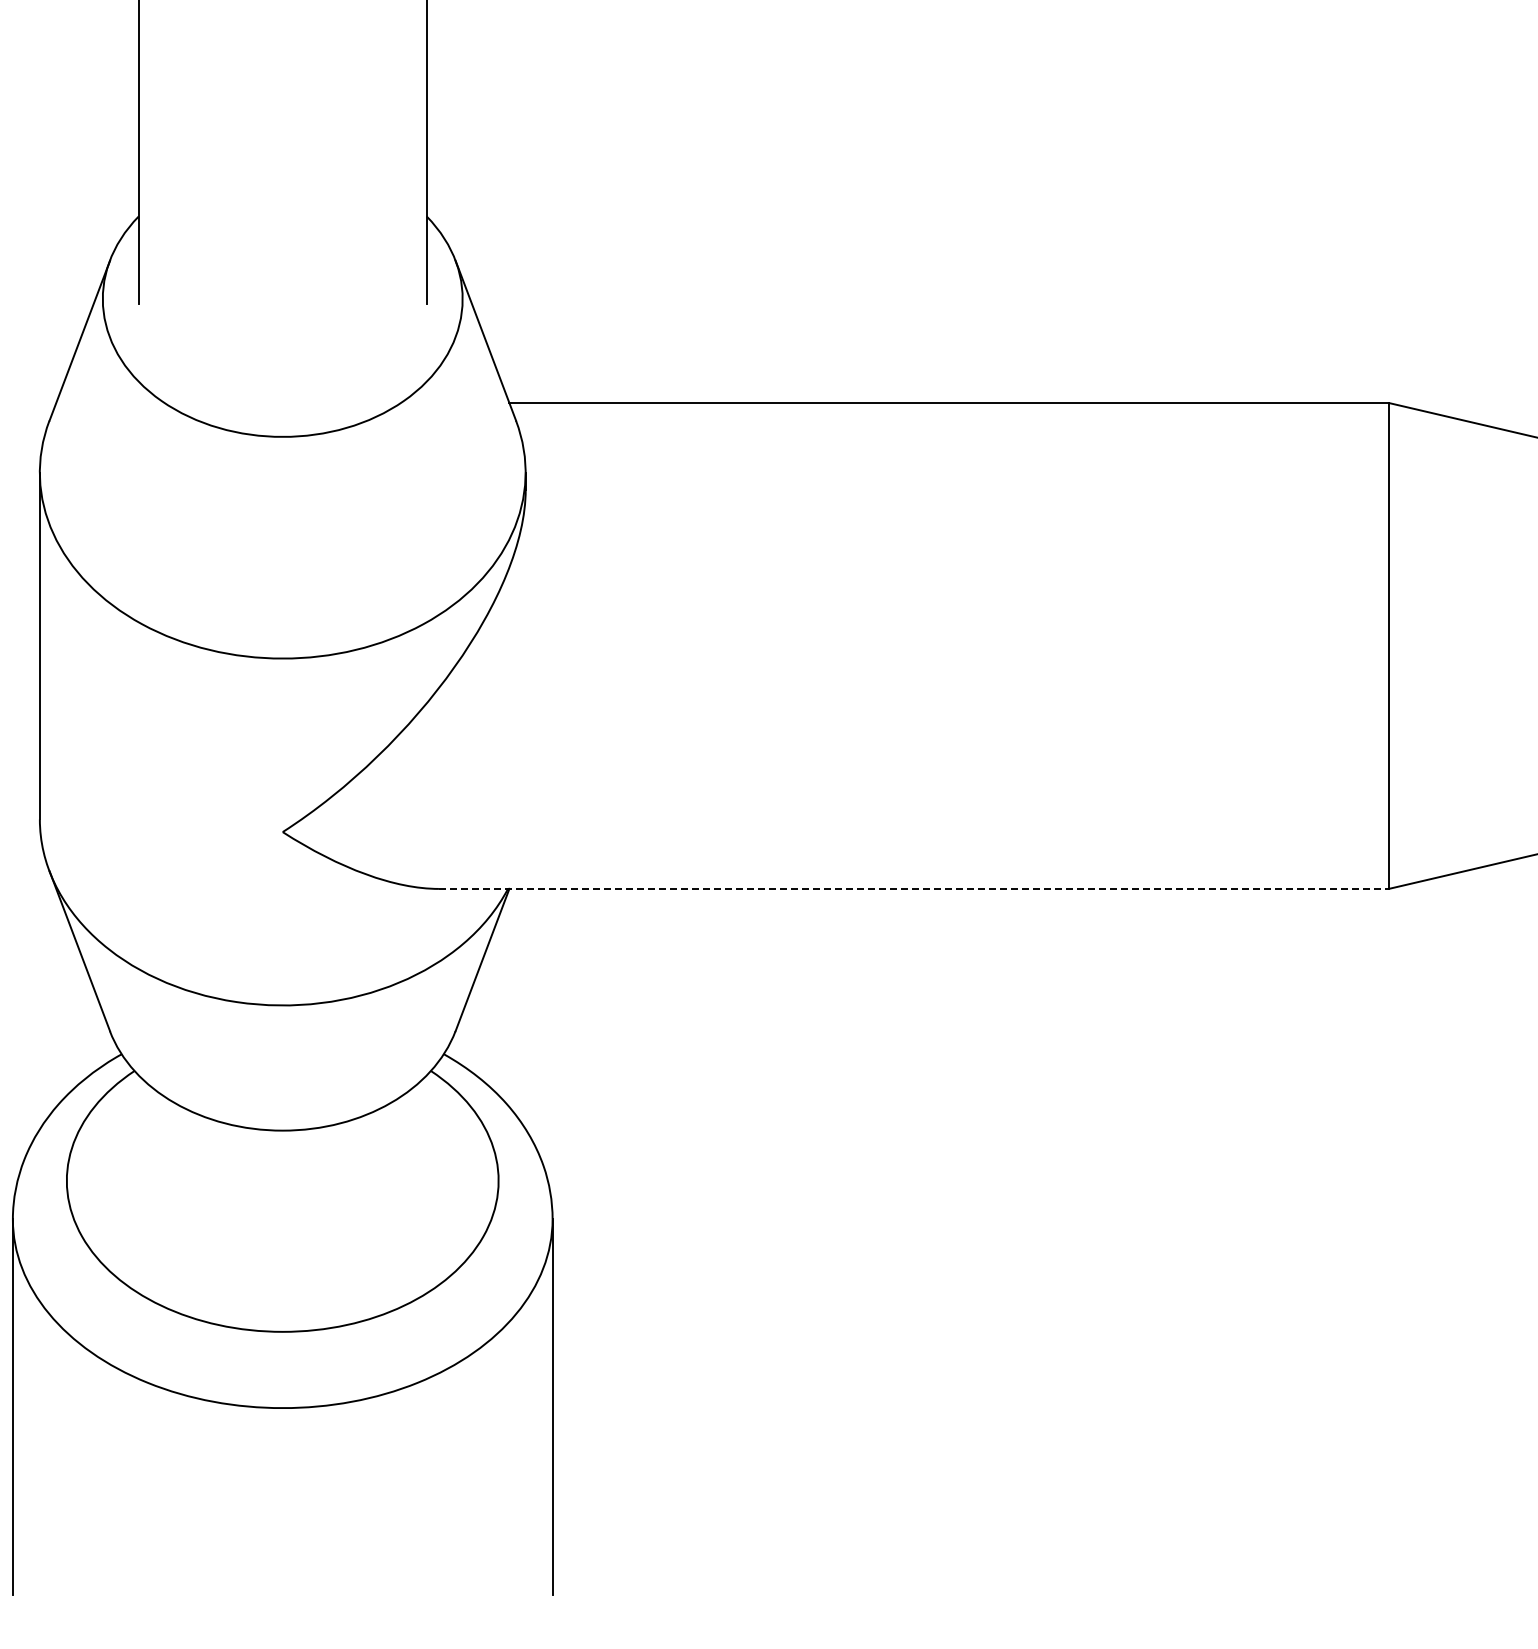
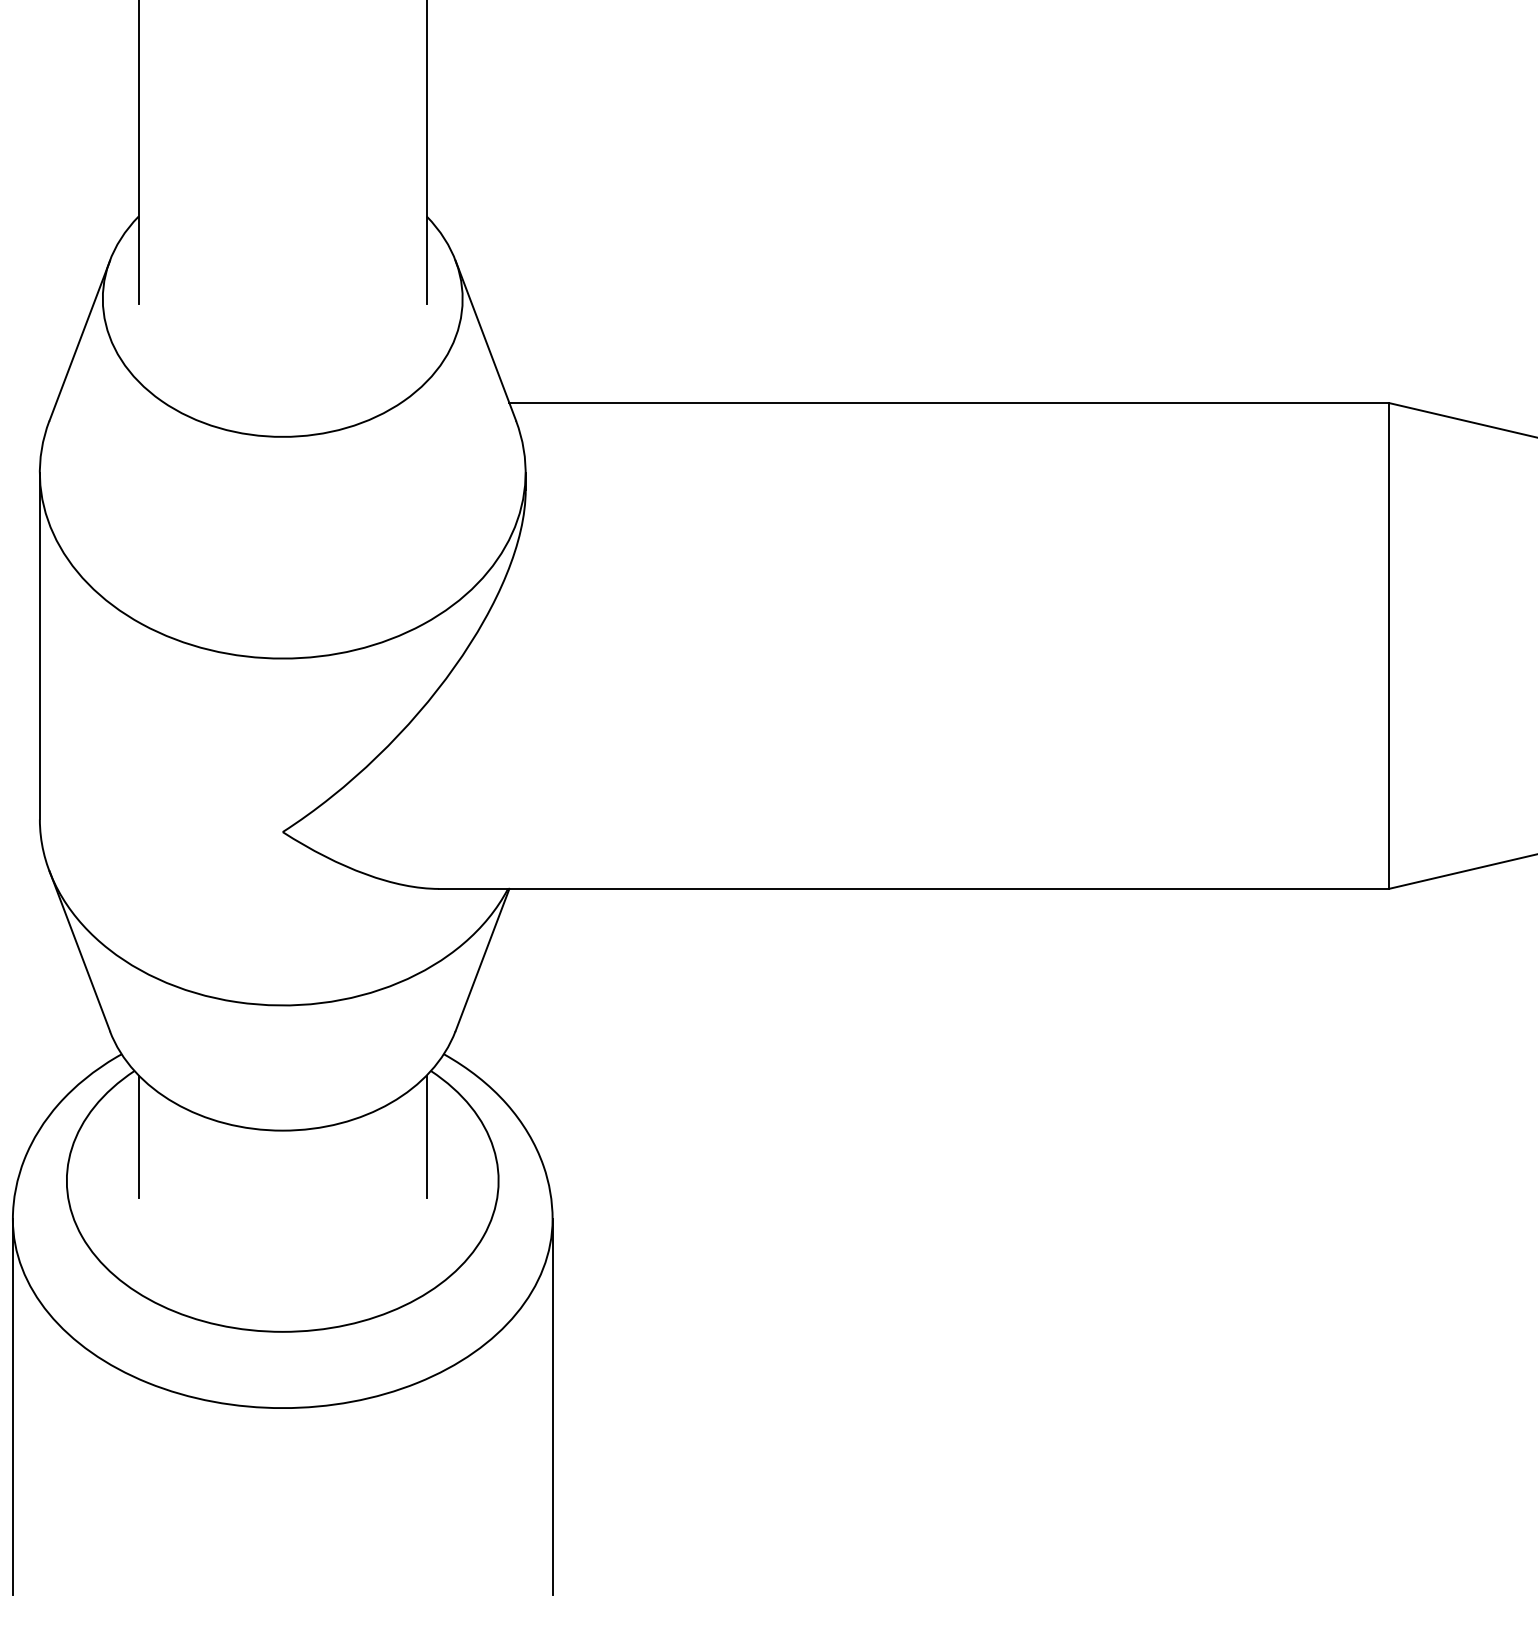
line: dashed -> solid (914, 888)
line: none -> present (138, 1136)
line: none -> present (426, 1136)
